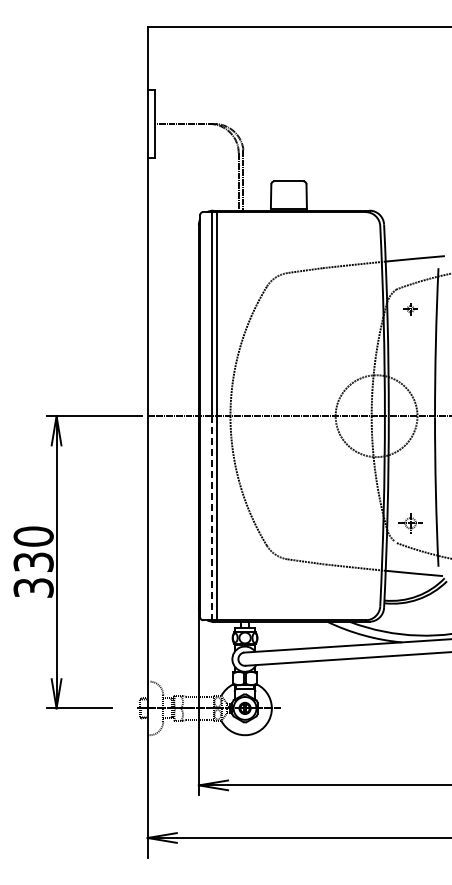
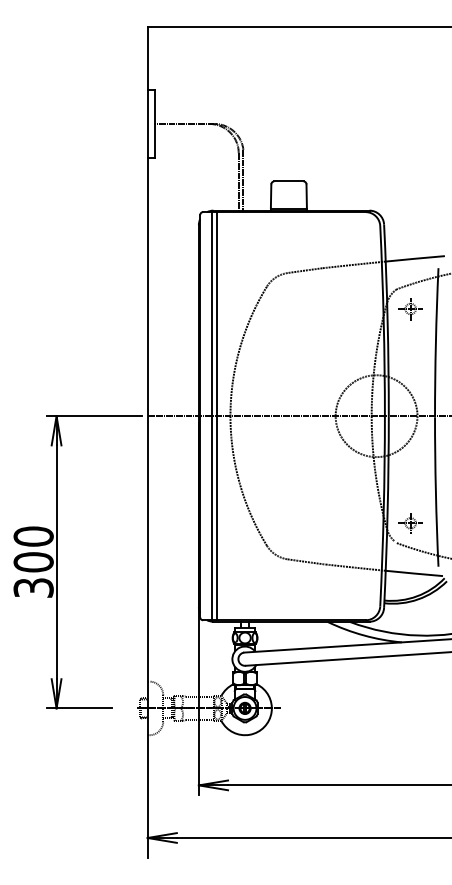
part size: 15x13 px -> 25x23 px (410, 309)
line: dashed -> solid (211, 518)
text: 330 -> 300 (33, 562)
